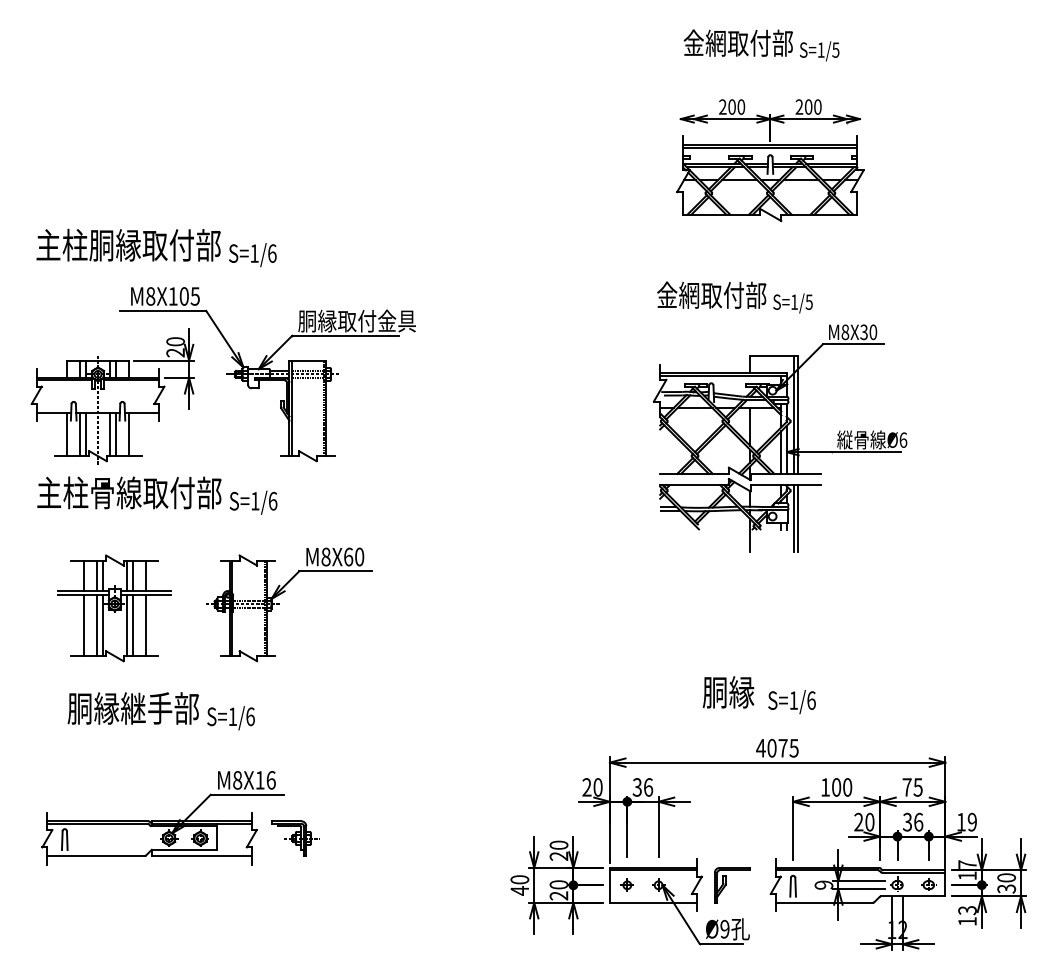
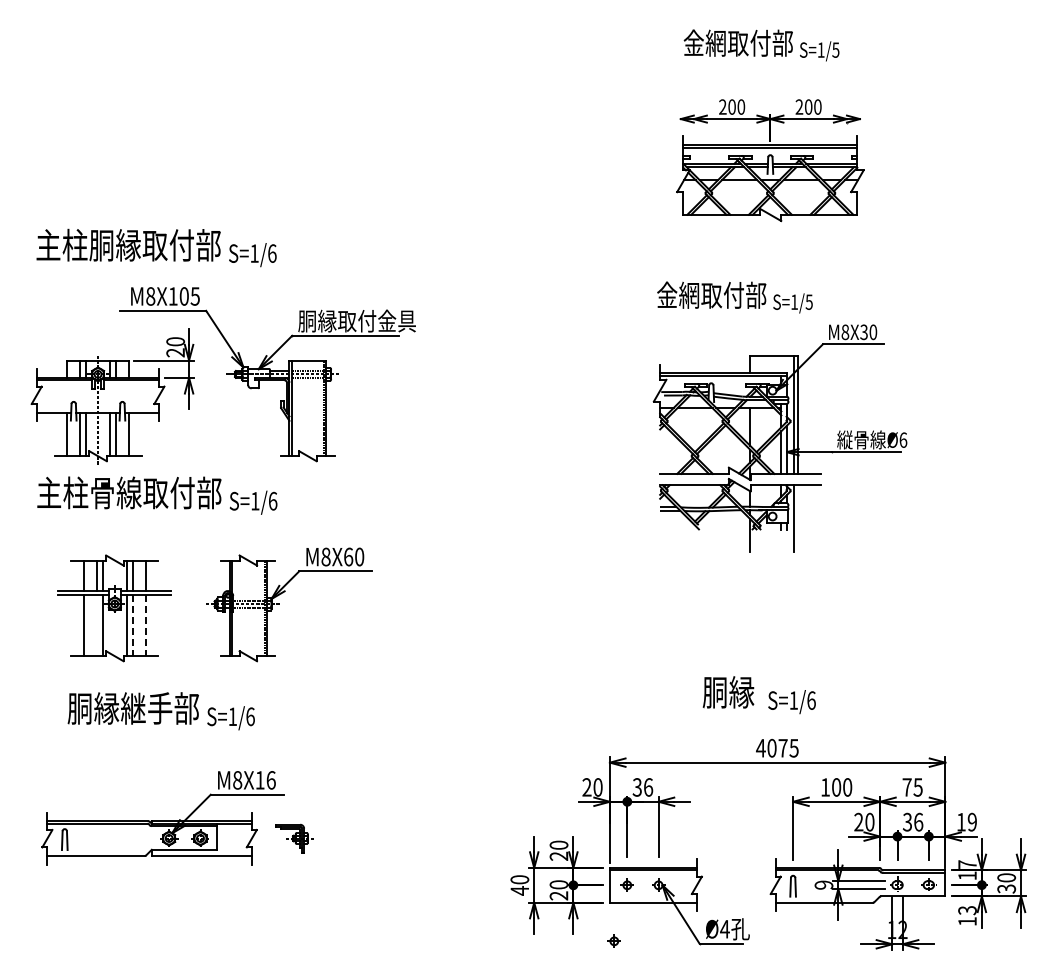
line: present -> none (797, 518)
line: present -> none (97, 625)
line: solid -> dashed (132, 625)
line: solid -> dashed (145, 625)
part size: 49x37 px -> 39x31 px (294, 838)
part: present -> none (732, 885)
text: Ø9 -> Ø4 (724, 928)
part: none -> present (613, 940)
